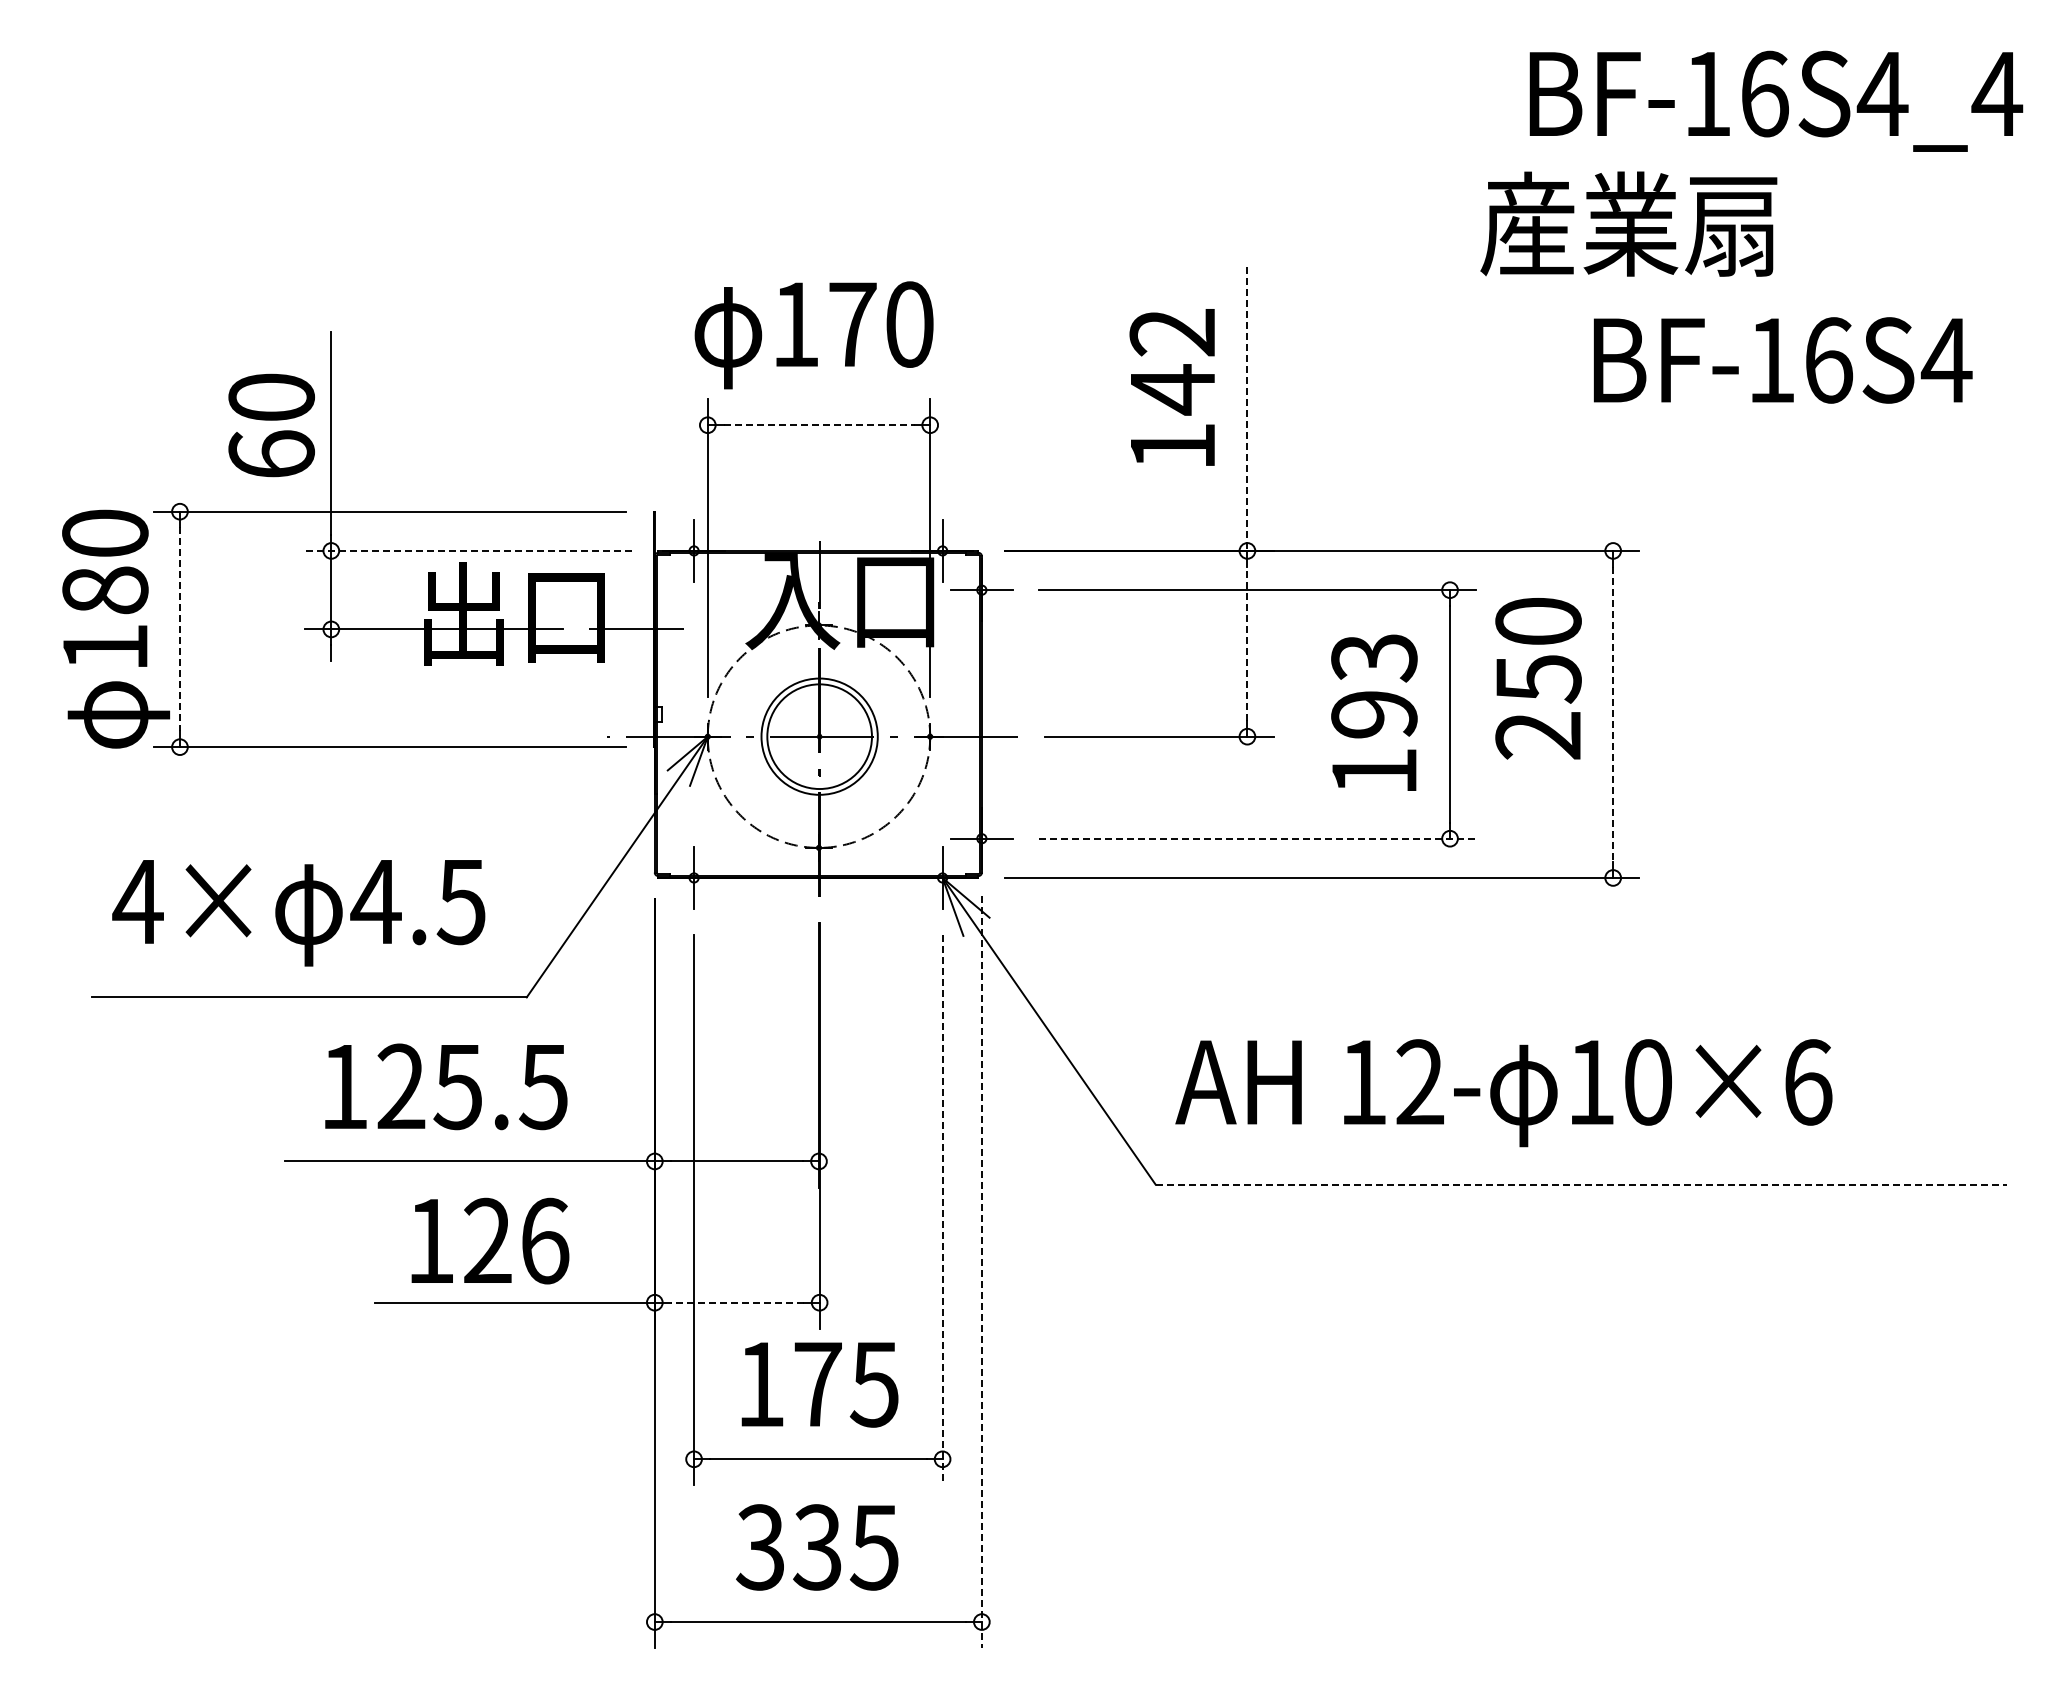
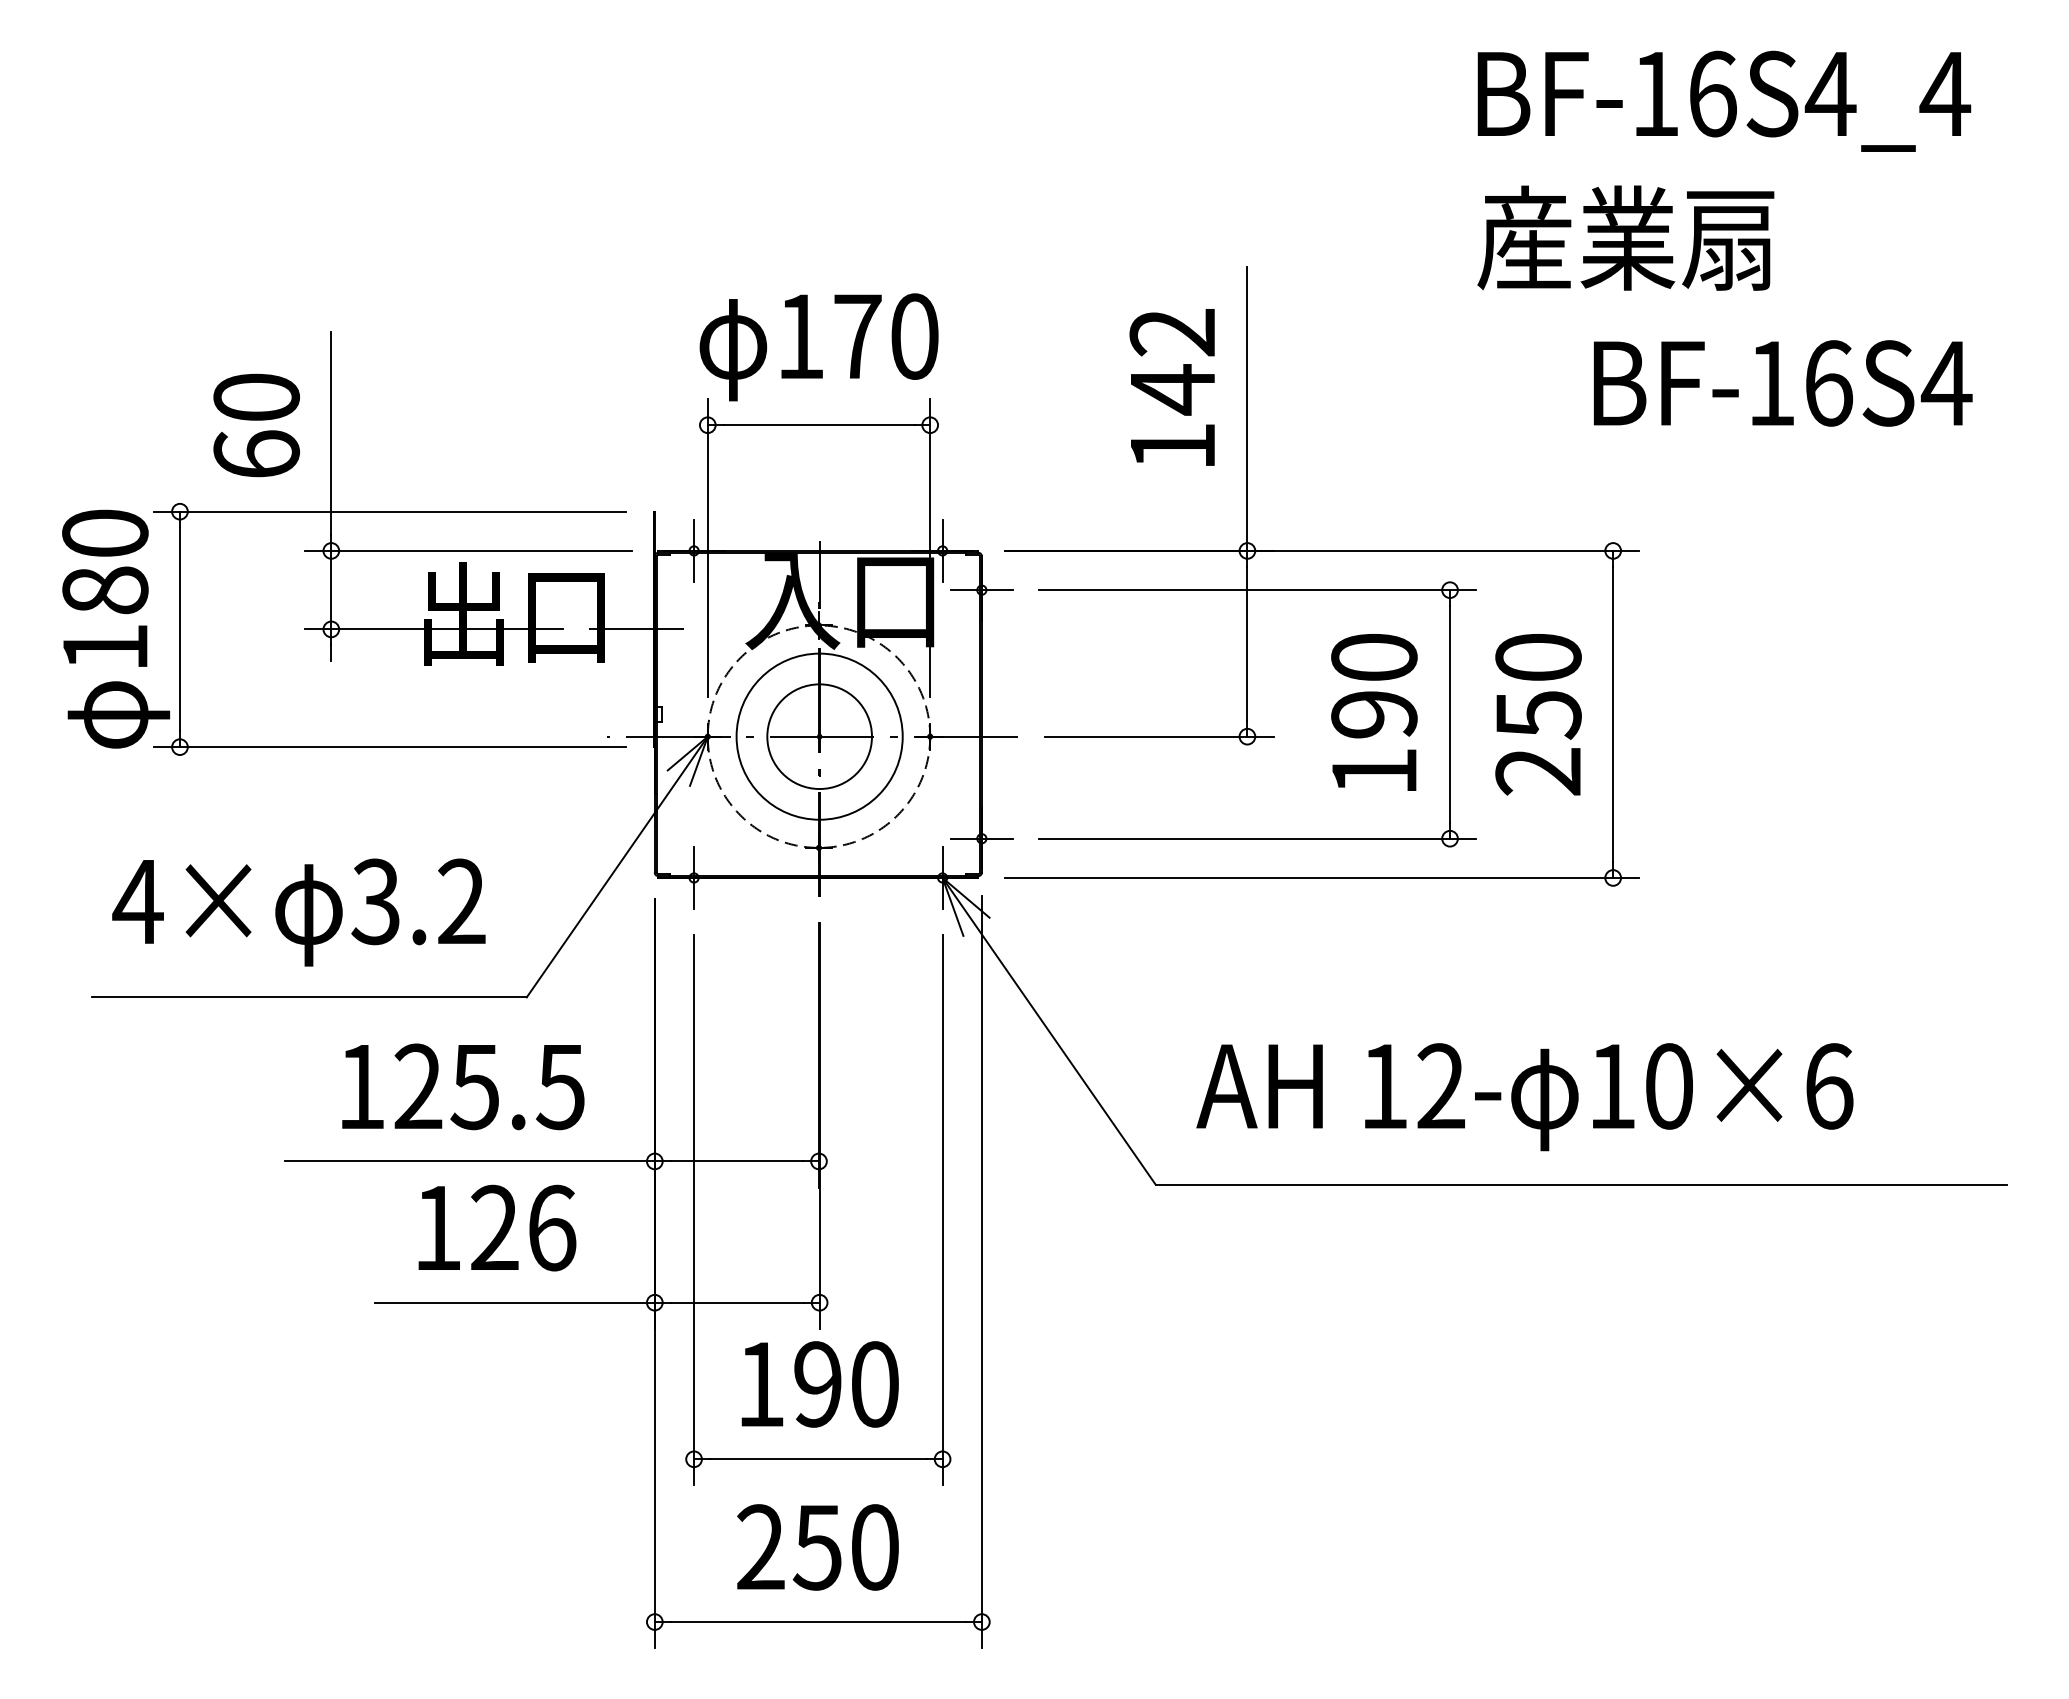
text position: (1776, 100) -> (1724, 100) (1724, 100)
text position: (1628, 223) -> (1625, 237) (1625, 237)
text position: (813, 335) -> (818, 347) (818, 347)
text position: (1782, 360) -> (1782, 383) (1782, 383)
line: dashed -> solid (1247, 408)
text position: (271, 425) -> (256, 425) (256, 425)
line: dashed -> solid (819, 425)
line: dashed -> solid (468, 550)
line: dashed -> solid (179, 629)
line: dashed -> solid (1247, 643)
text: 193 -> 190 (1374, 658)
text position: (1538, 678) -> (1538, 714) (1538, 714)
line: dashed -> solid (1613, 714)
circle diameter: 116 px -> 166 px (819, 736)
line: dashed -> solid (1257, 838)
text: 4.5 -> 3.2 (417, 901)
text position: (446, 1086) -> (463, 1086) (463, 1086)
text position: (1503, 1093) -> (1524, 1097) (1524, 1097)
line: dashed -> solid (1581, 1184)
line: dashed -> solid (942, 1210)
text position: (490, 1240) -> (497, 1227) (497, 1227)
line: dashed -> solid (981, 1272)
line: dashed -> solid (737, 1302)
text: 175 -> 190 (846, 1384)
text: 335 -> 250 (817, 1547)
